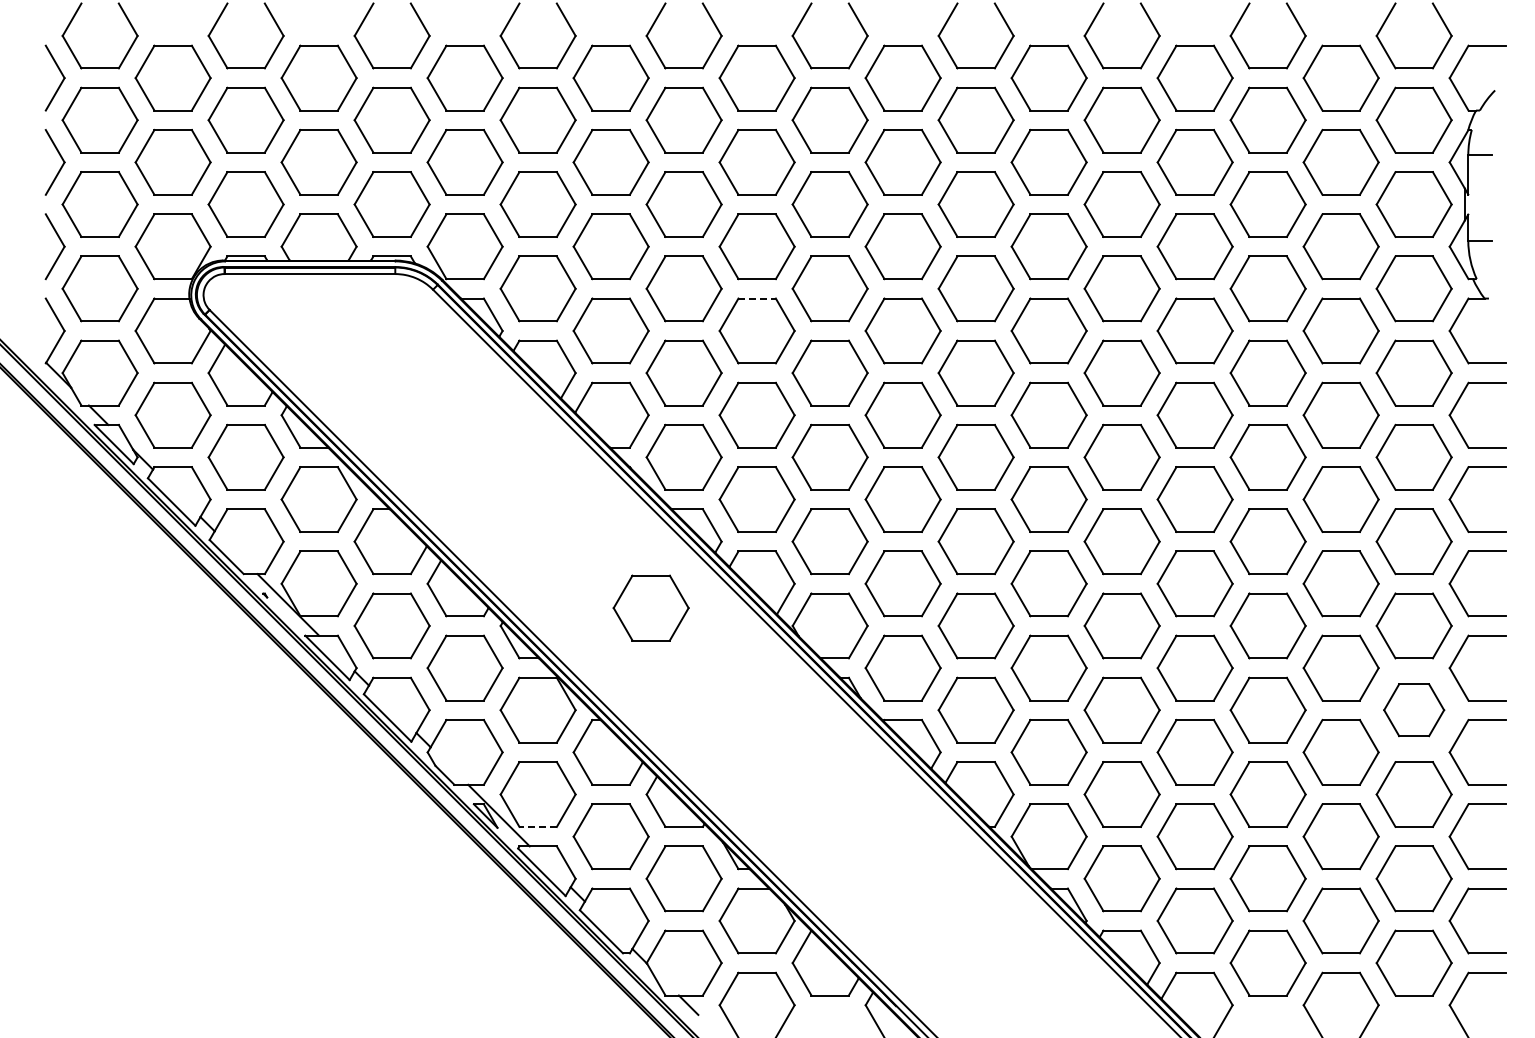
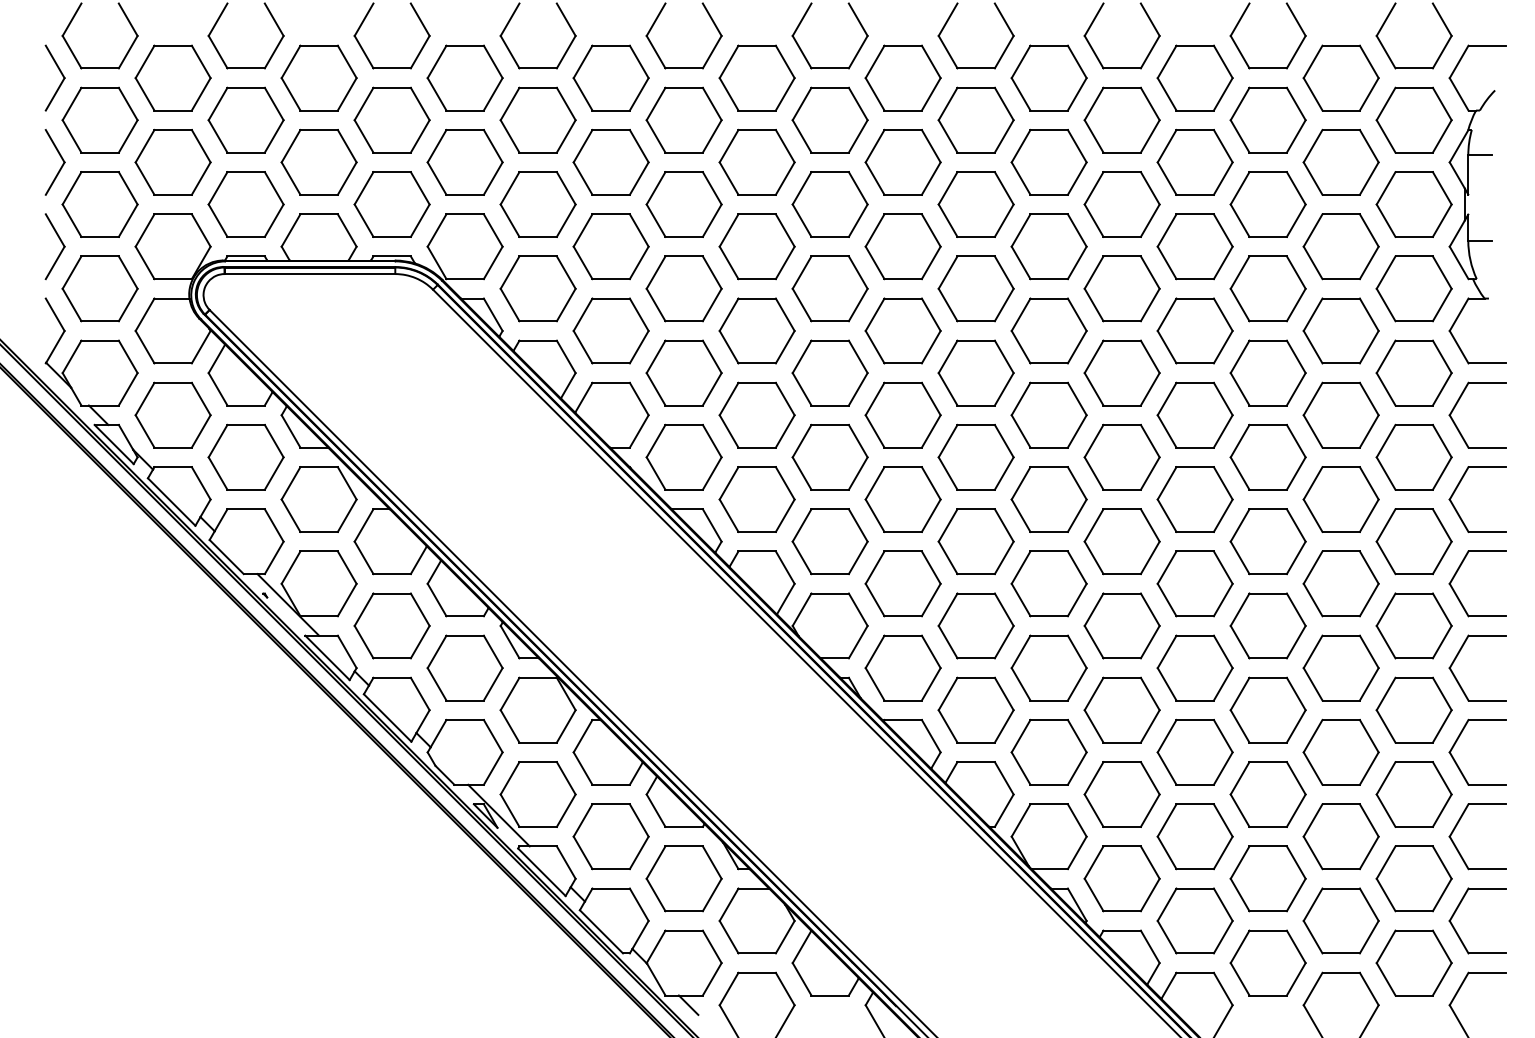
line: dashed -> solid (757, 298)
part: present -> none (650, 607)
part size: 63x55 px -> 78x68 px (1413, 709)
line: dashed -> solid (538, 826)
